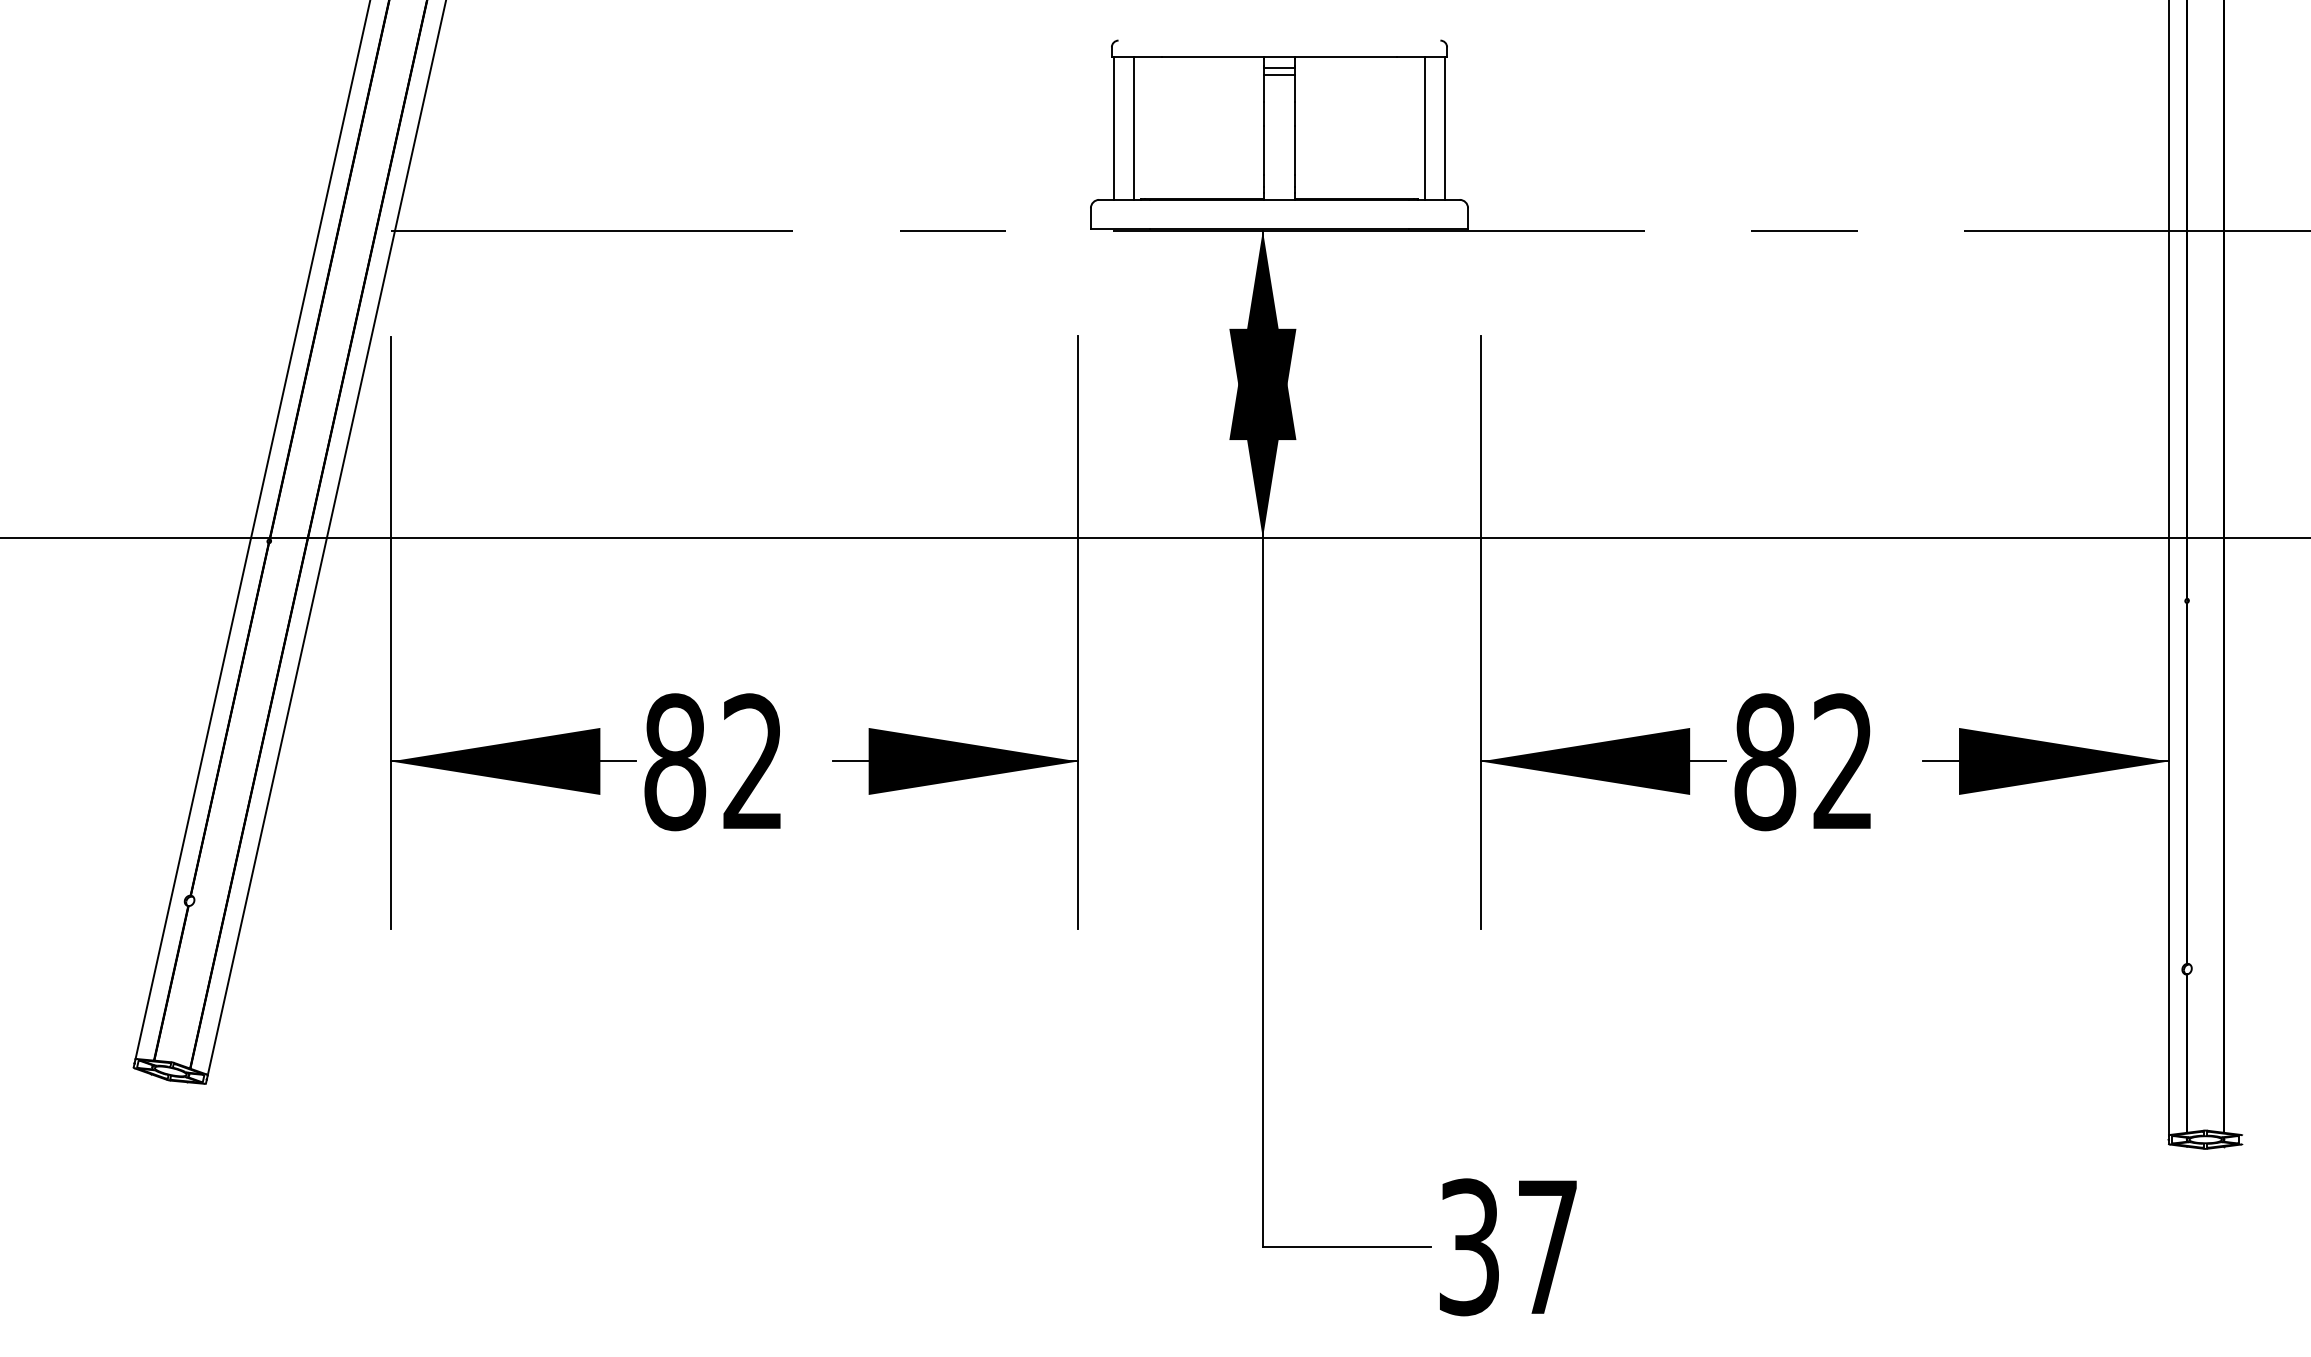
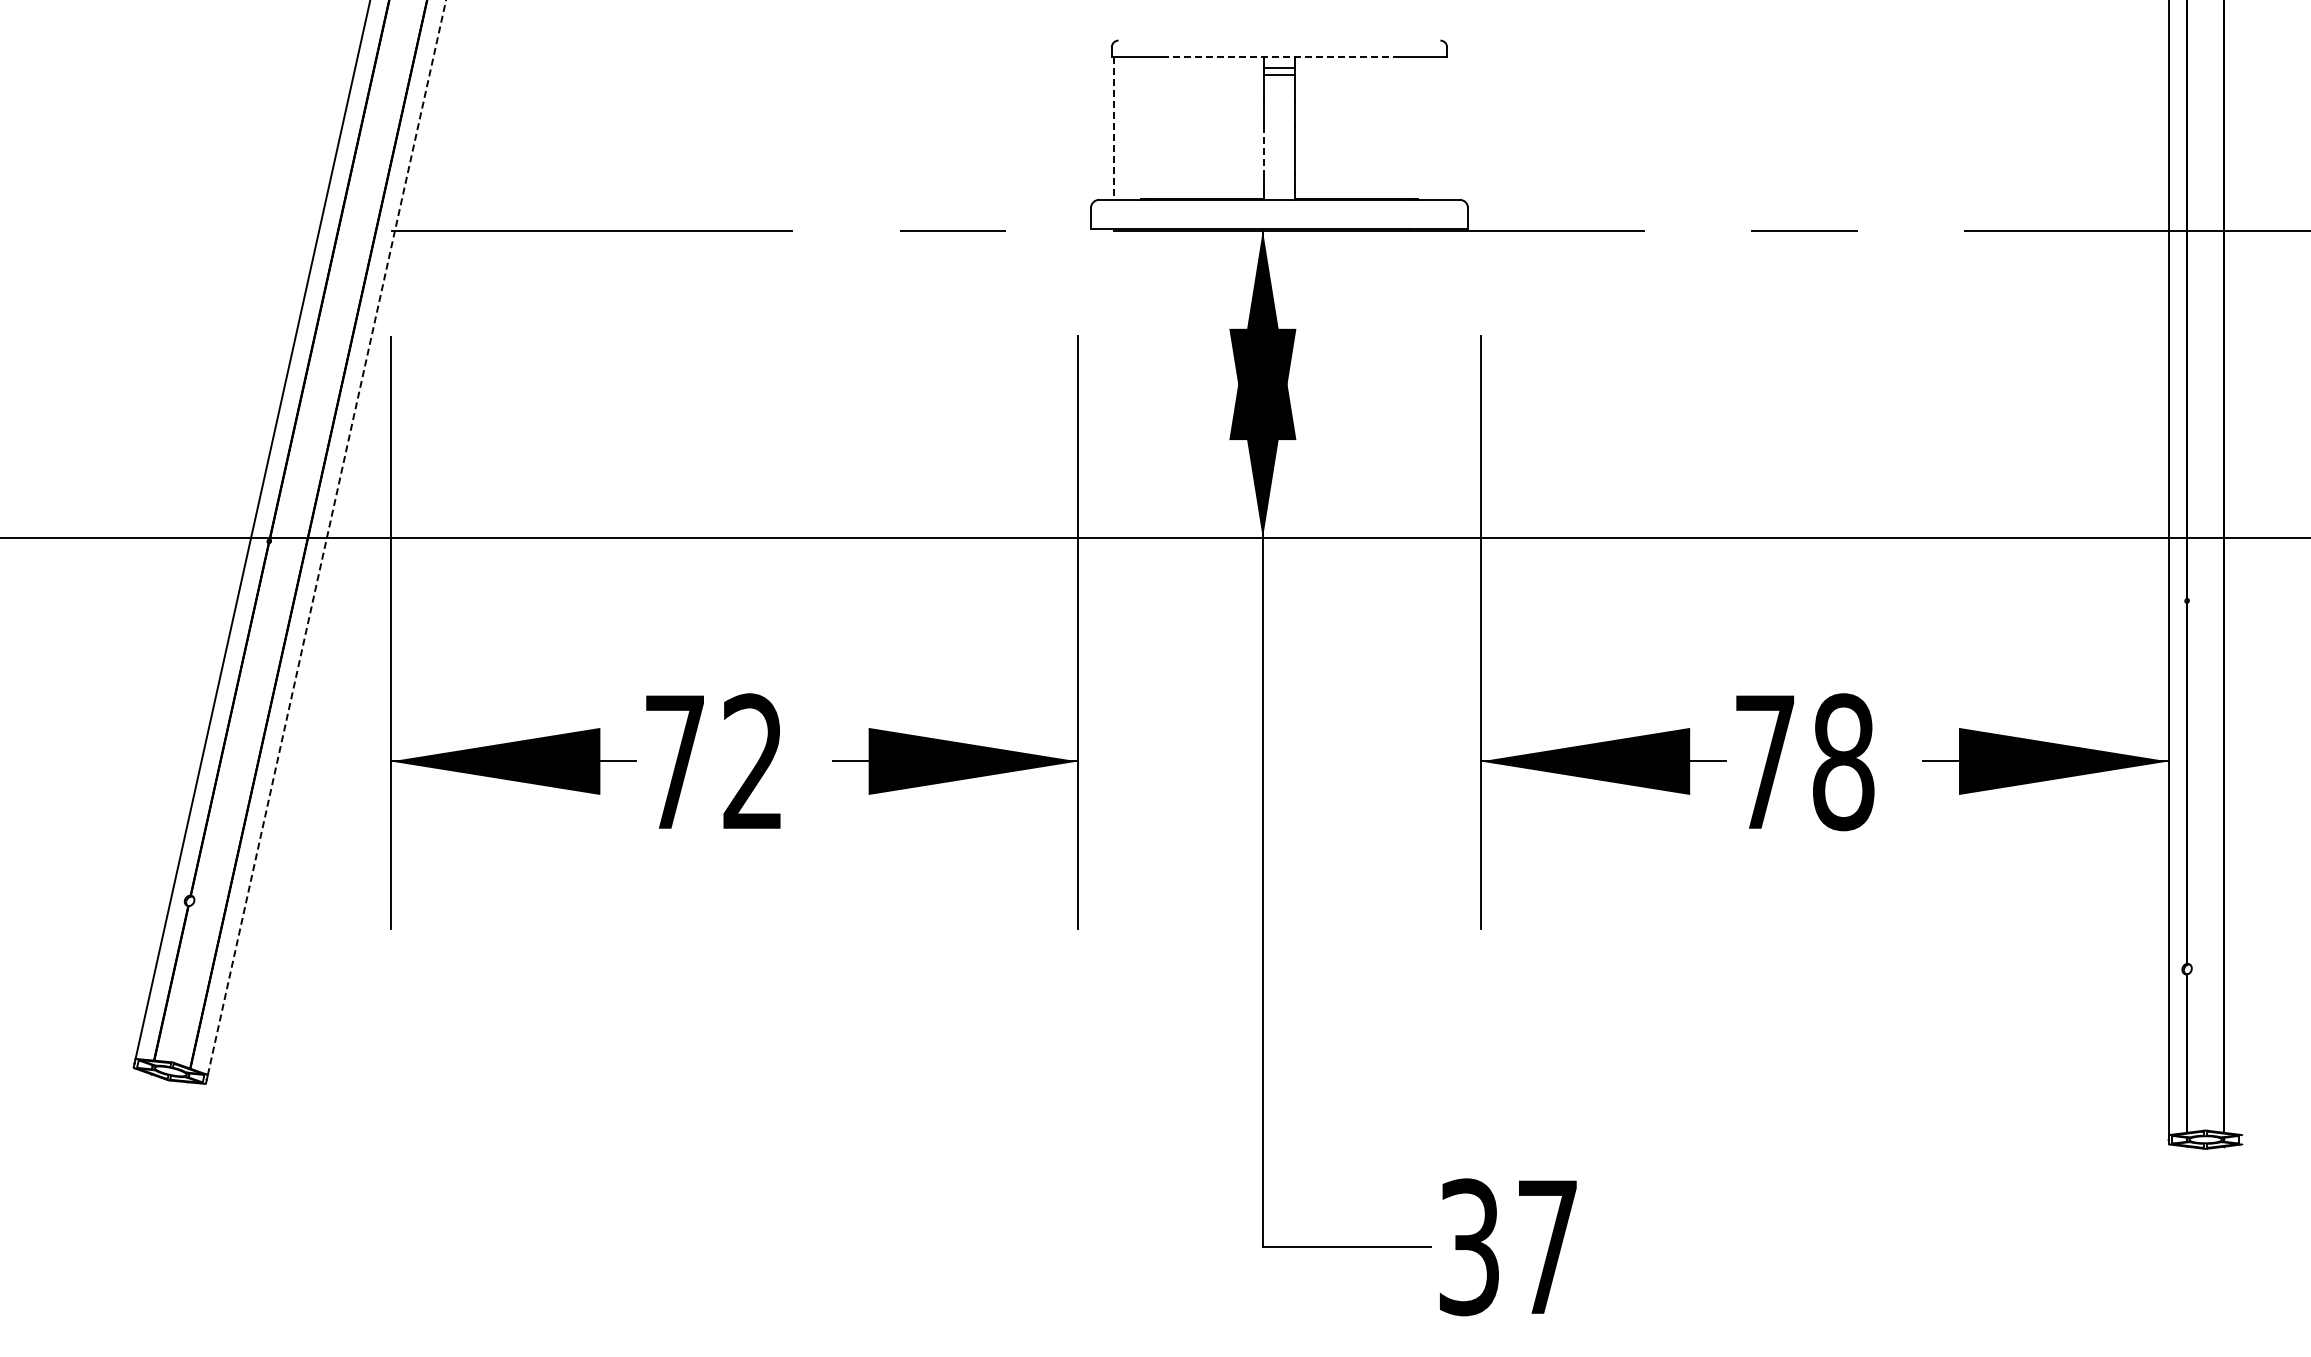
line: solid -> dashed (1279, 57)
line: present -> none (1134, 128)
line: present -> none (1424, 128)
line: present -> none (1444, 128)
line: solid -> dashed (1114, 129)
line: solid -> dashed (1263, 150)
line: solid -> dashed (326, 538)
text: 82 -> 72 (675, 762)
text: 82 -> 78 (1804, 762)
